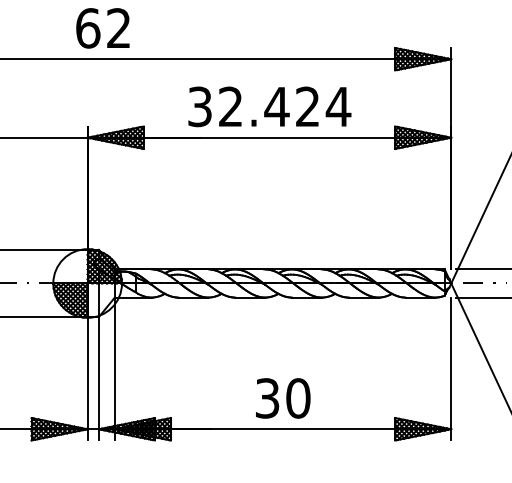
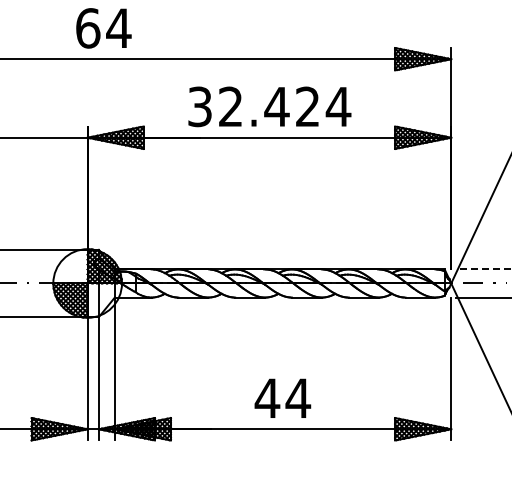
text: 62 -> 64 (118, 27)
line: solid -> dashed (483, 269)
text: 30 -> 44 (282, 398)
